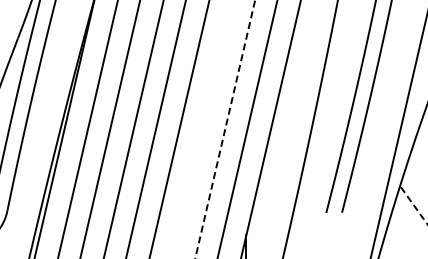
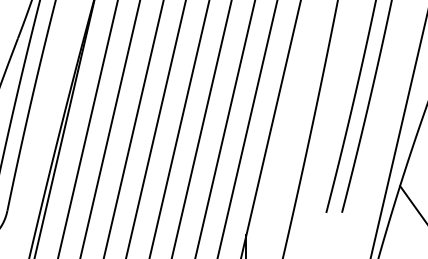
line: none -> present (201, 128)
line: dashed -> solid (225, 128)
line: dashed -> solid (413, 204)
